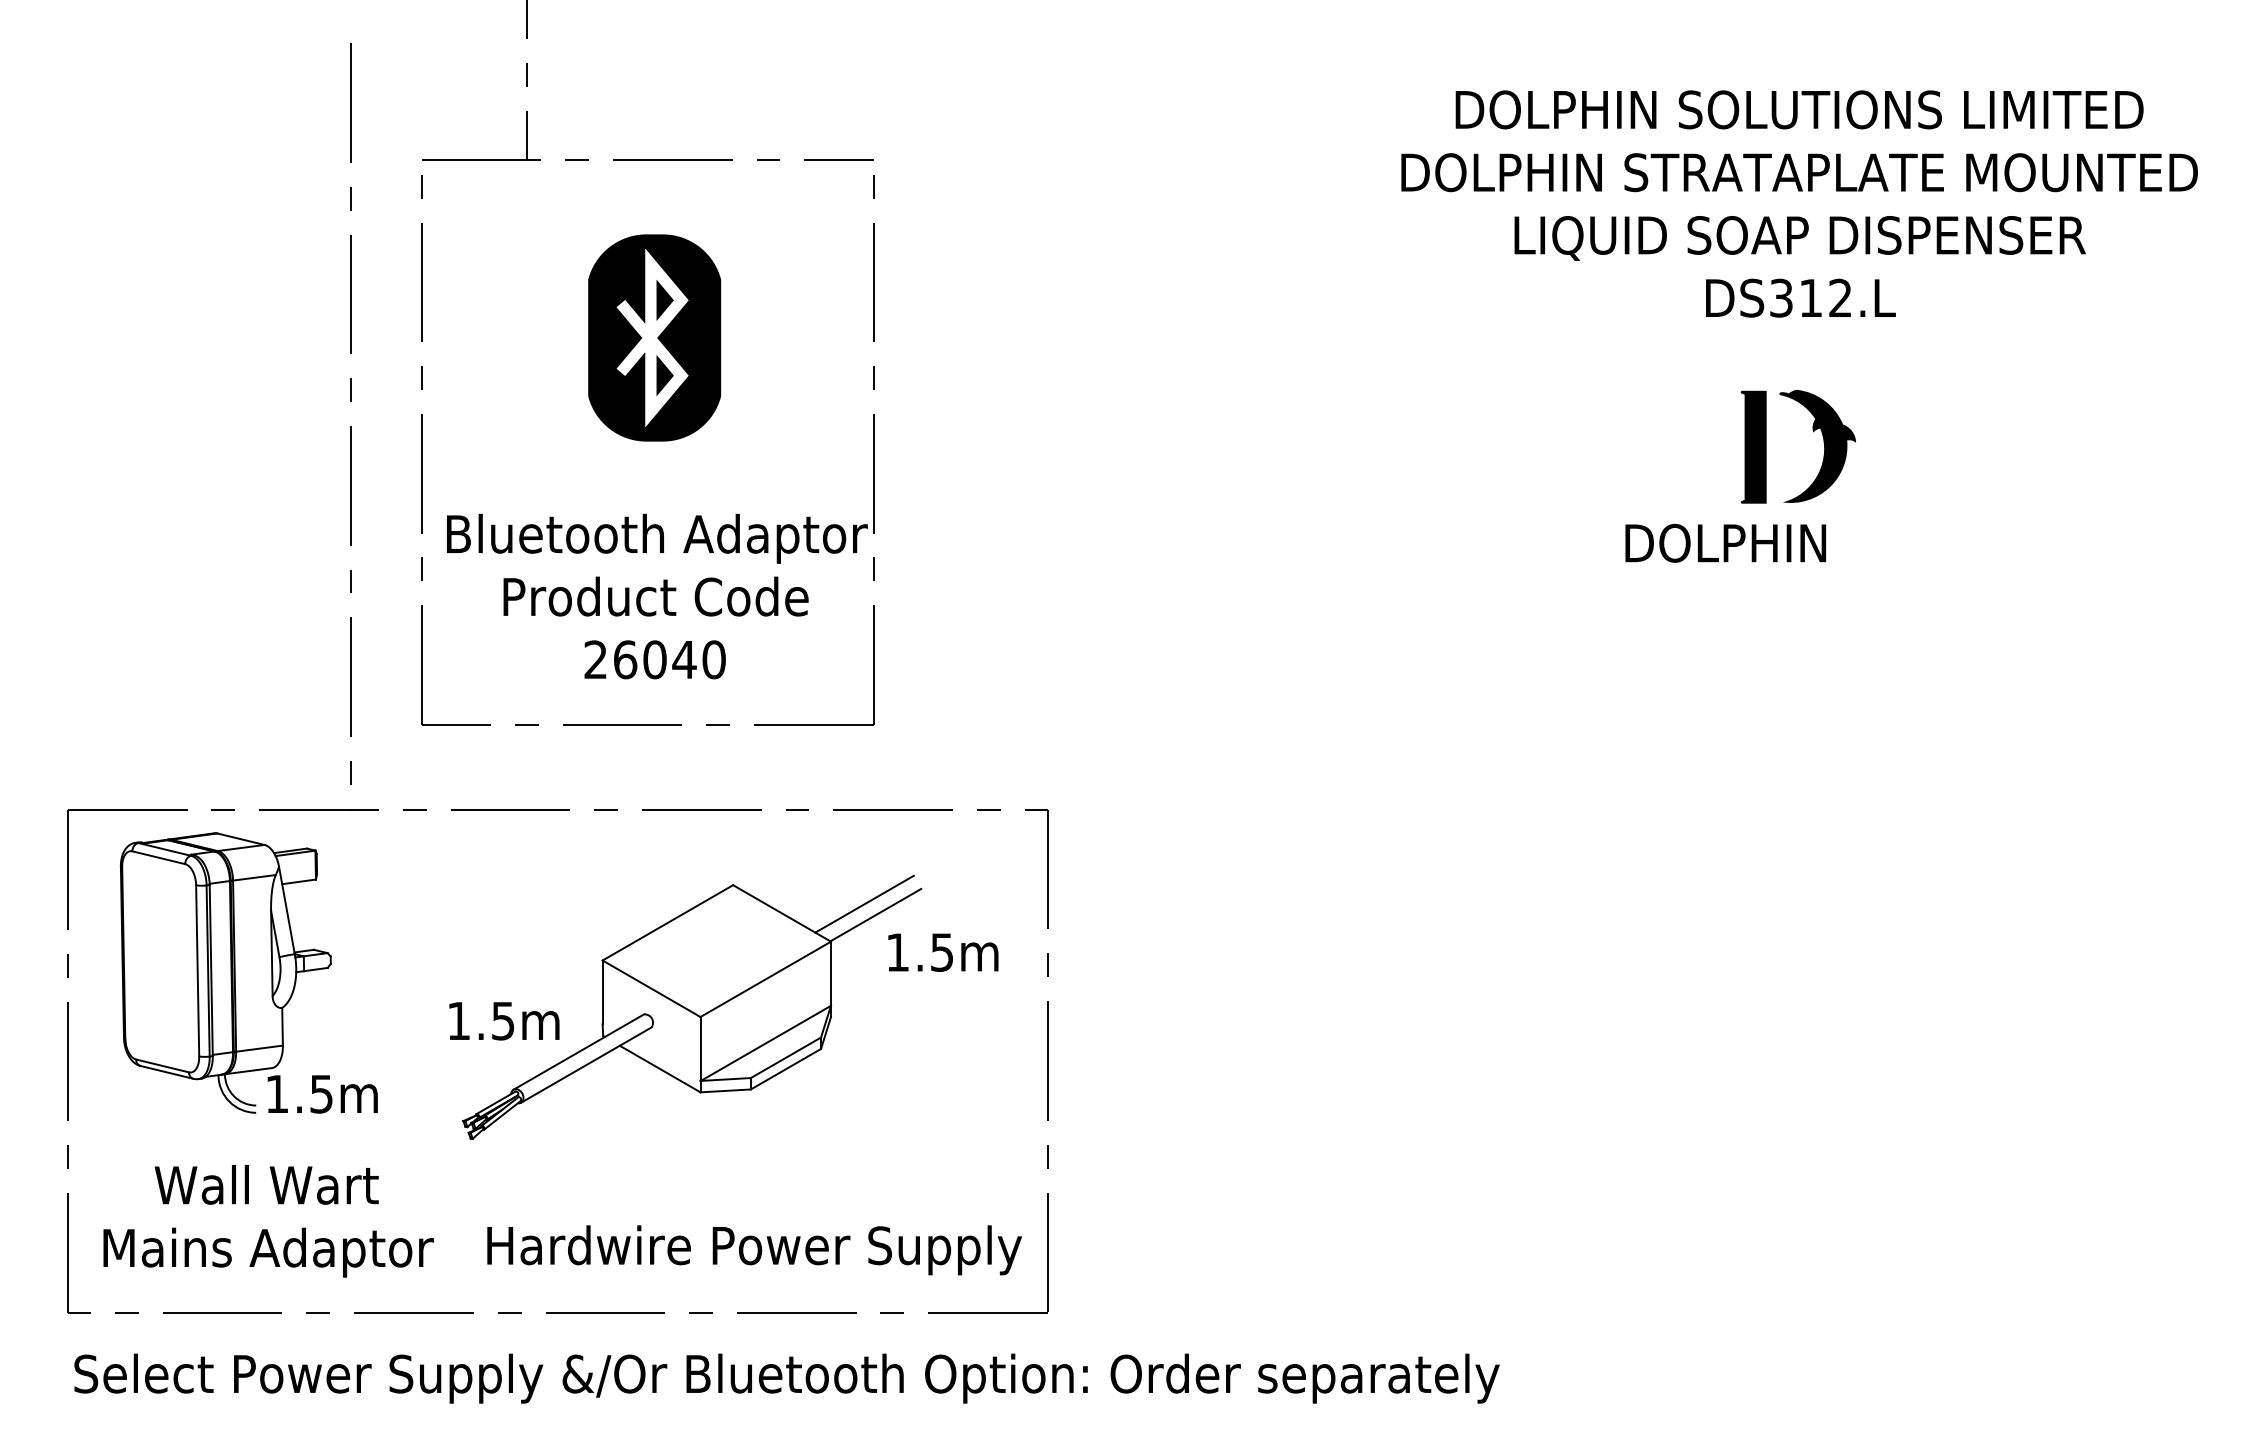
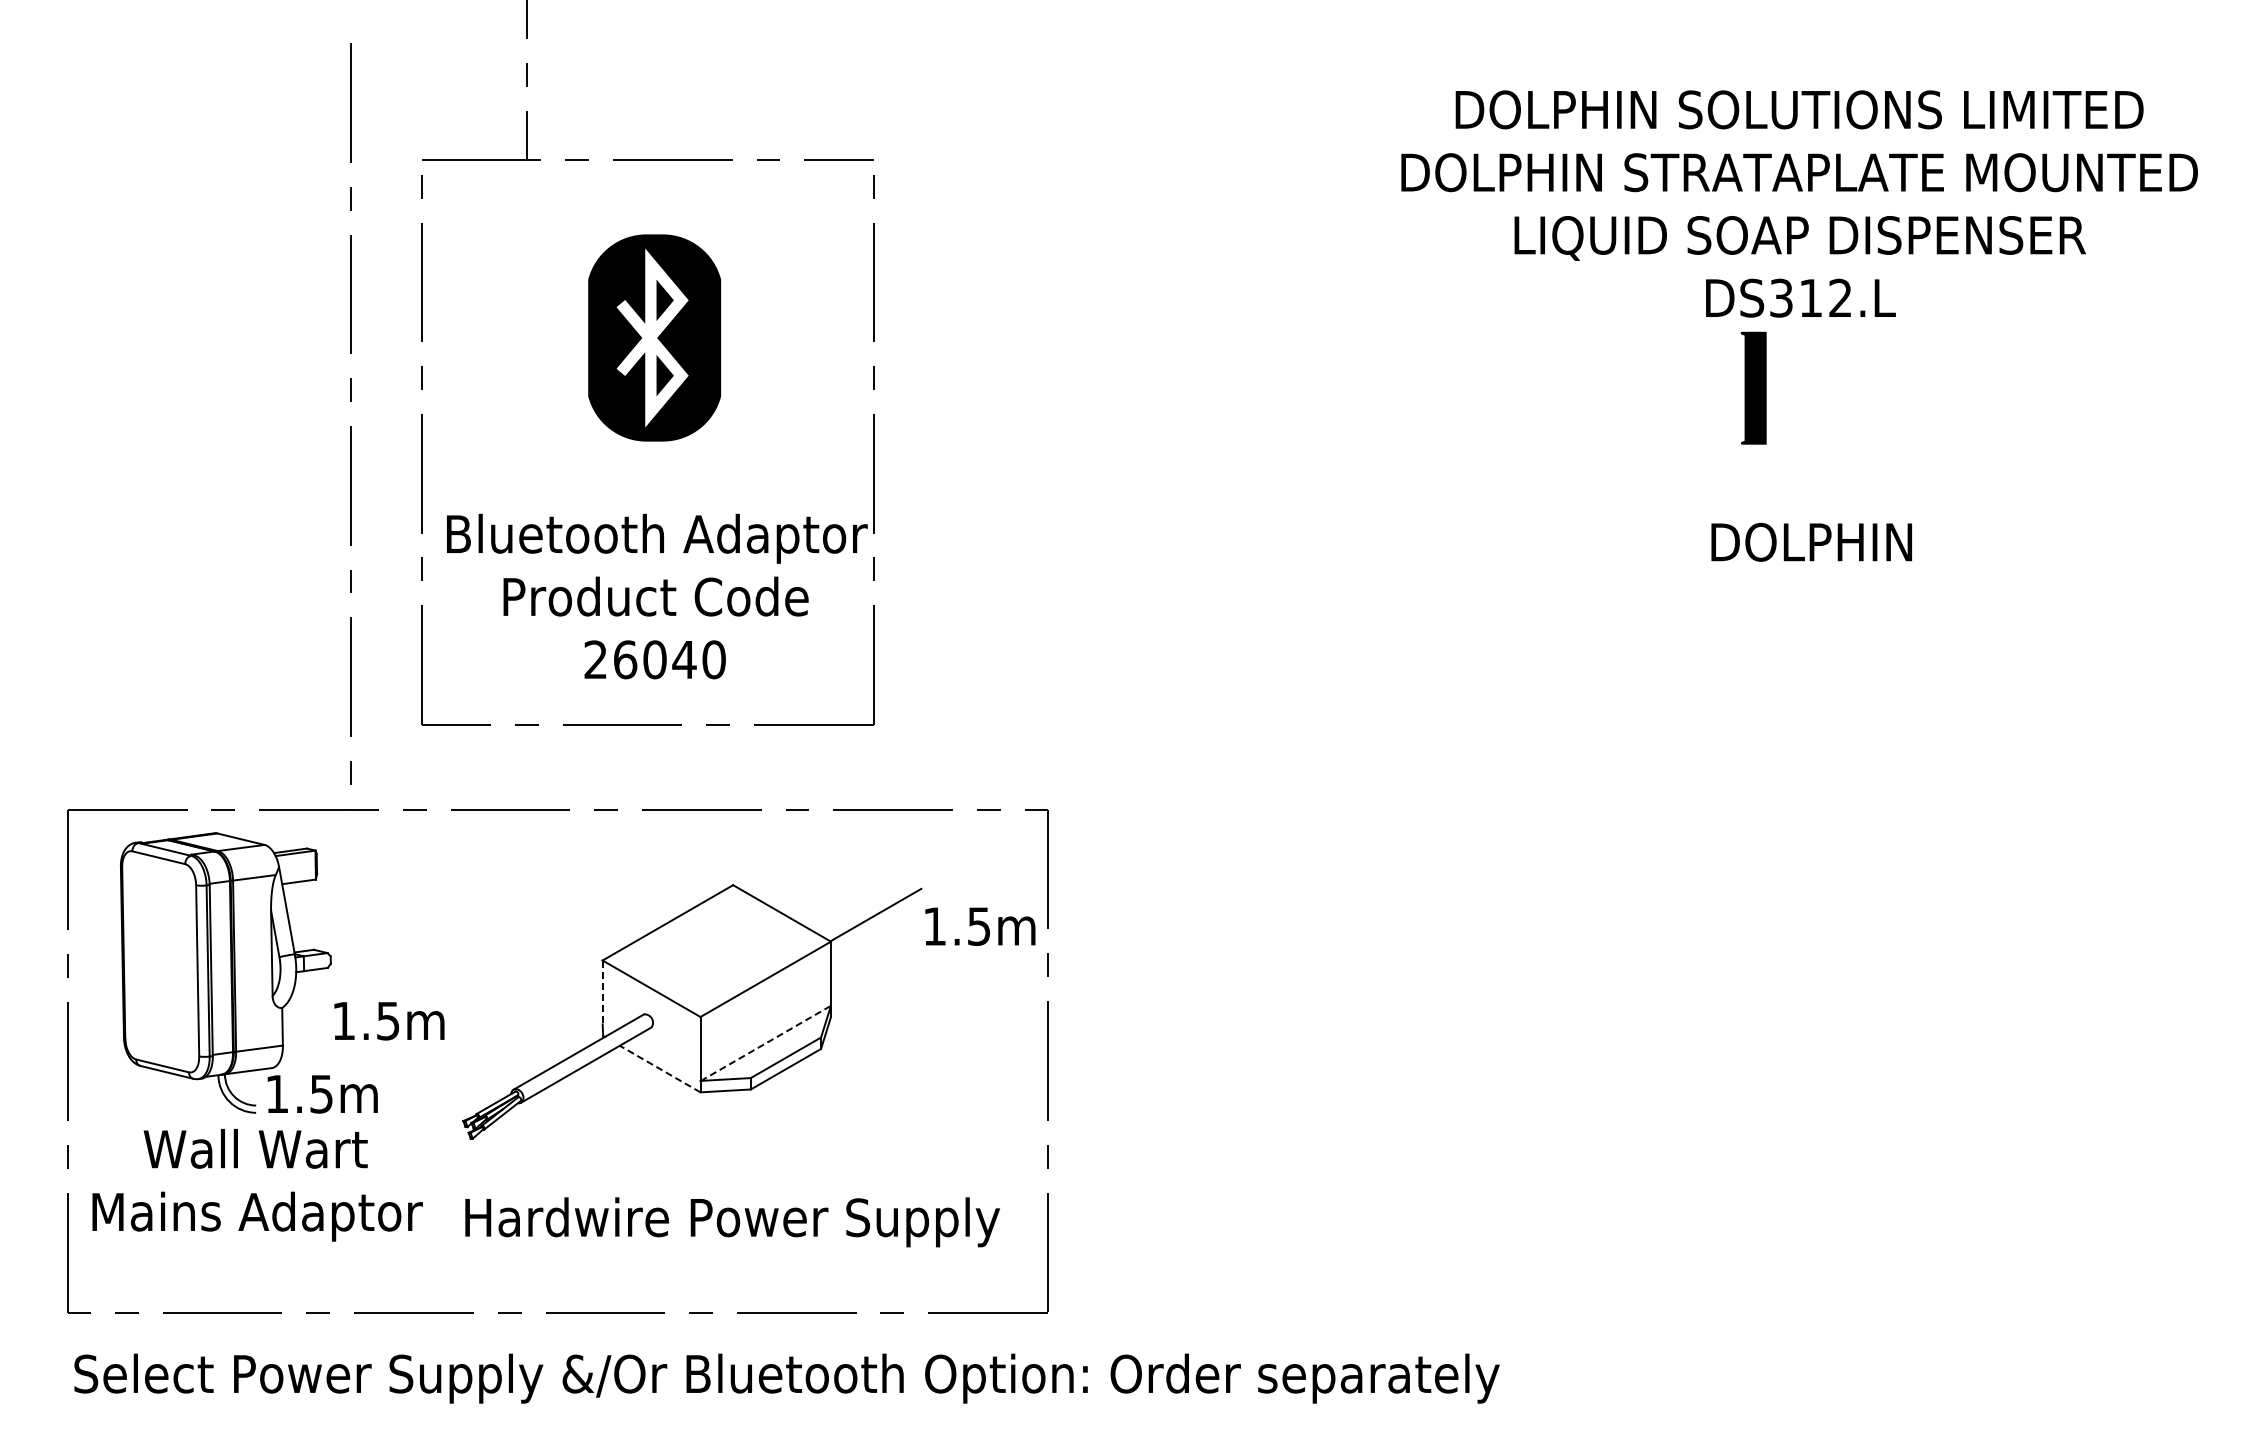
fill: present -> none (1817, 445)
part position: (1753, 446) -> (1753, 387) (1753, 387)
text position: (1725, 542) -> (1811, 541) (1811, 541)
line: present -> none (864, 903)
text position: (943, 952) -> (980, 926) (980, 926)
line: solid -> dashed (602, 992)
text position: (504, 1021) -> (389, 1021) (389, 1021)
line: solid -> dashed (766, 1043)
line: solid -> dashed (660, 1069)
text position: (268, 1221) -> (257, 1185) (257, 1185)
text position: (754, 1250) -> (732, 1222) (732, 1222)
